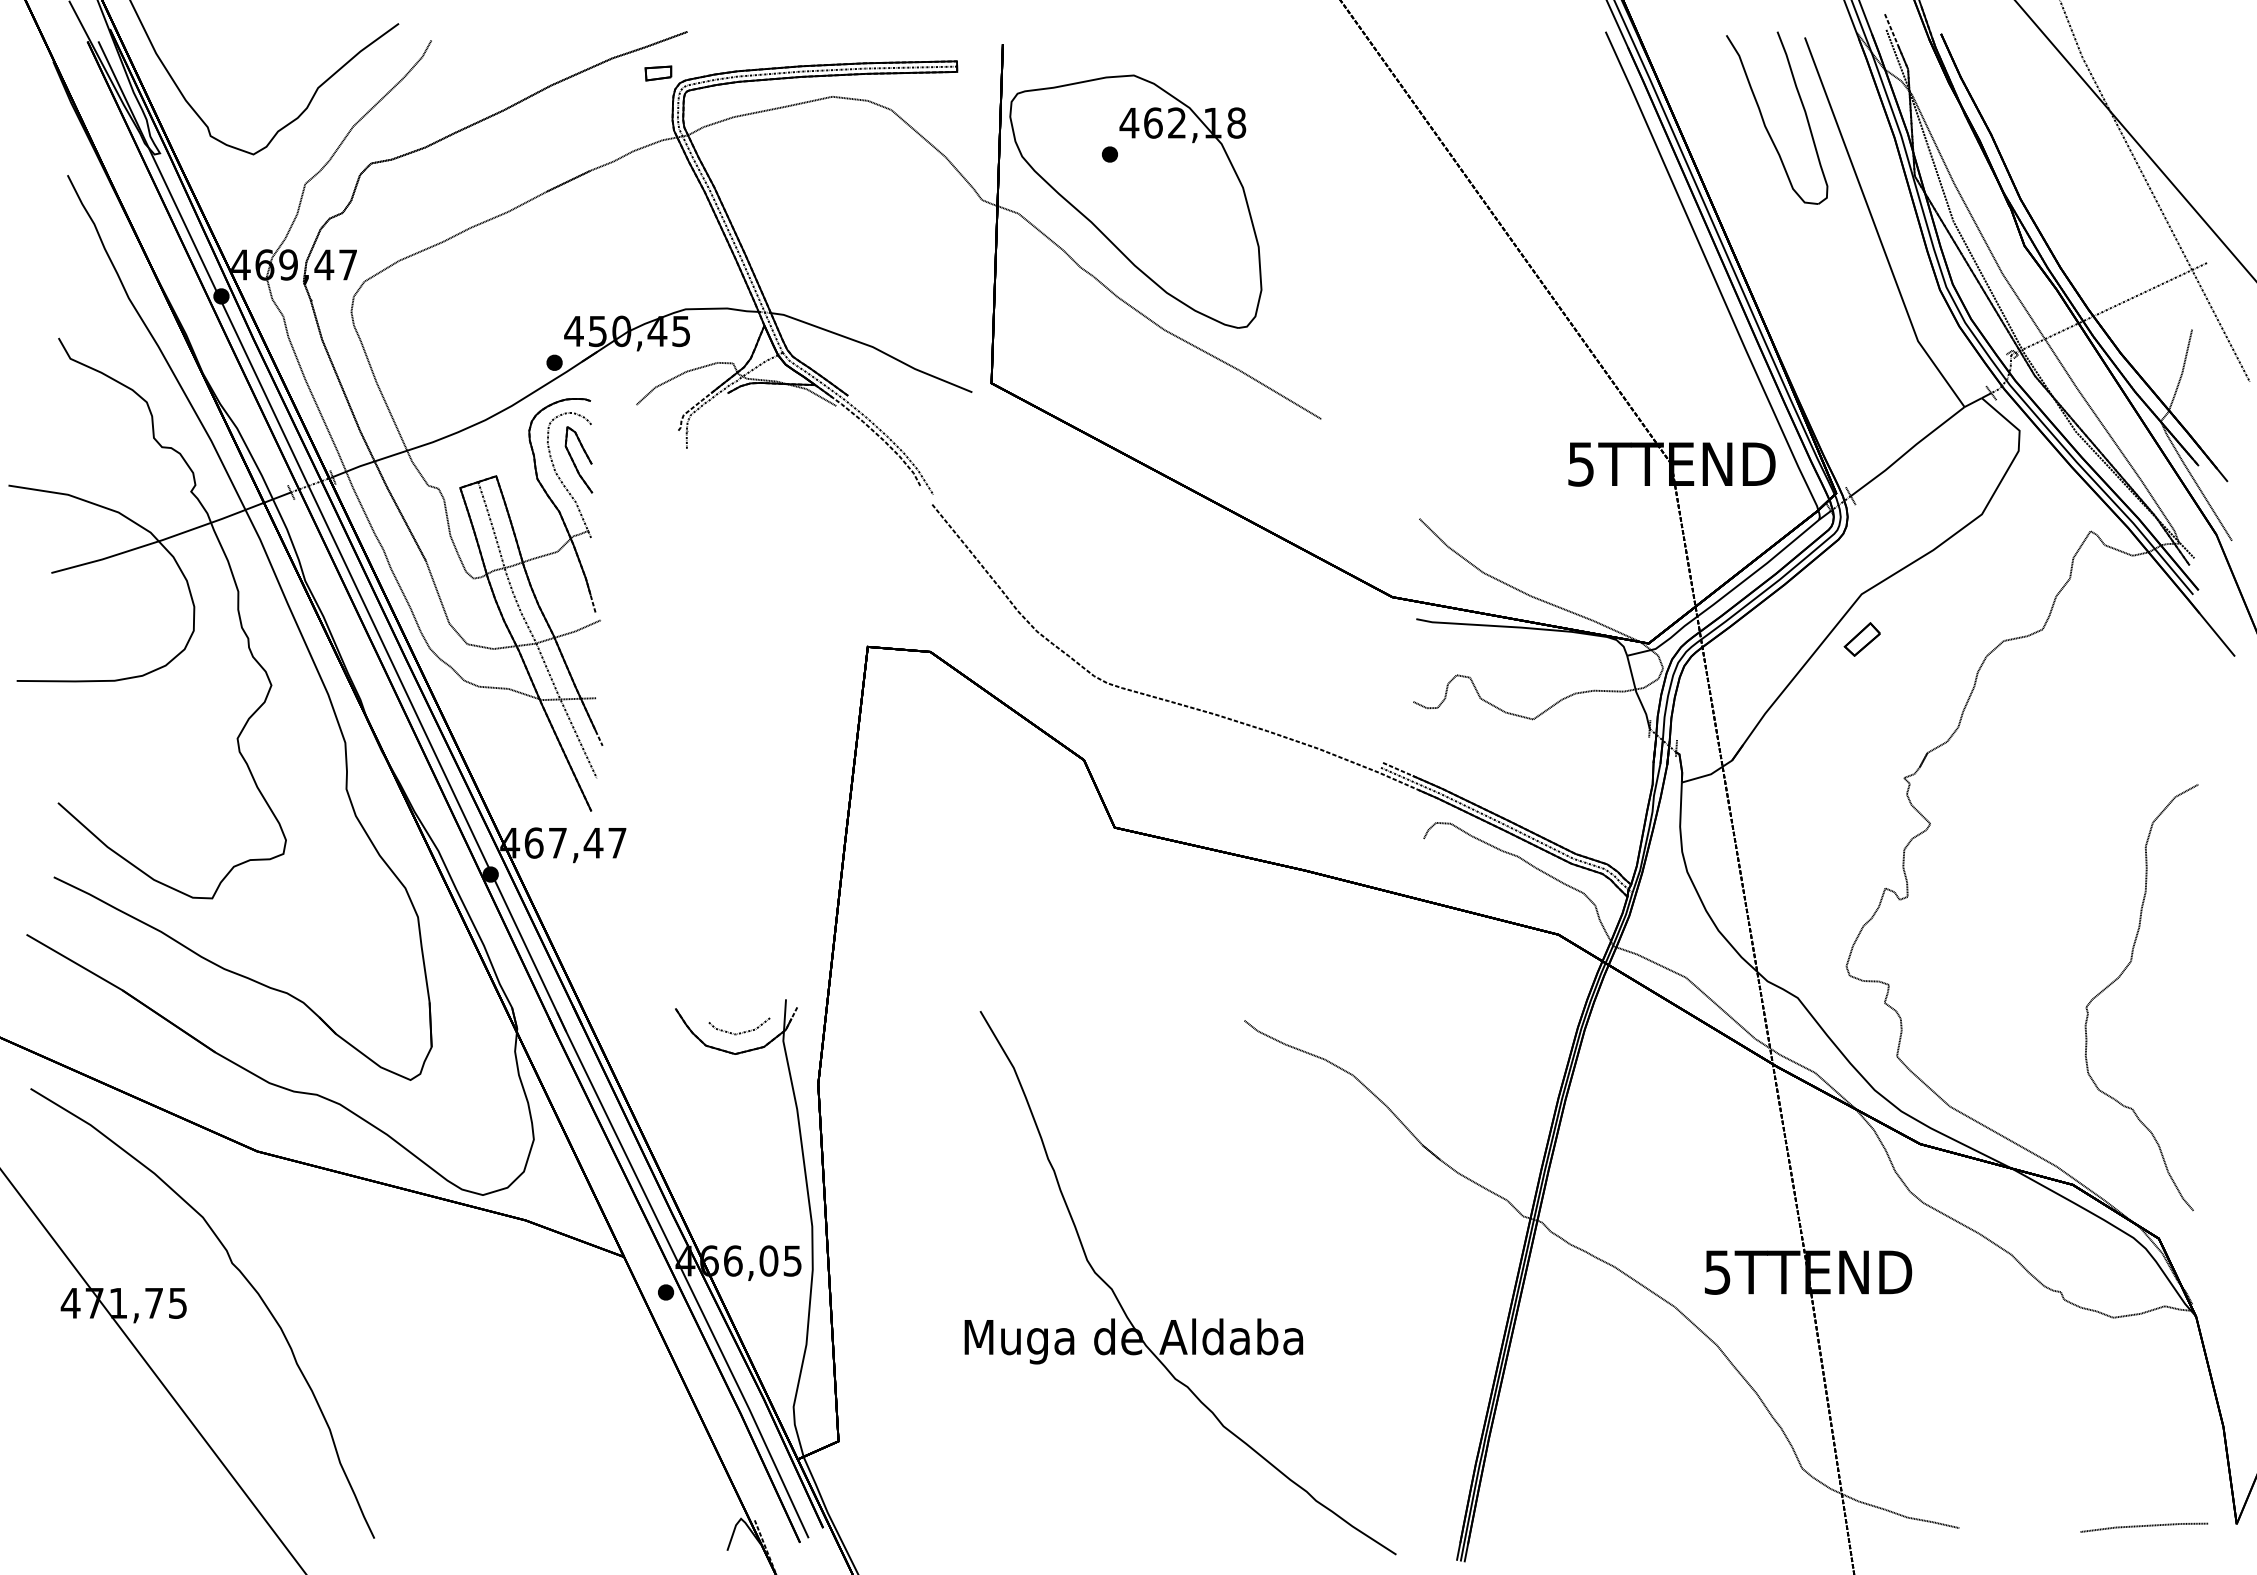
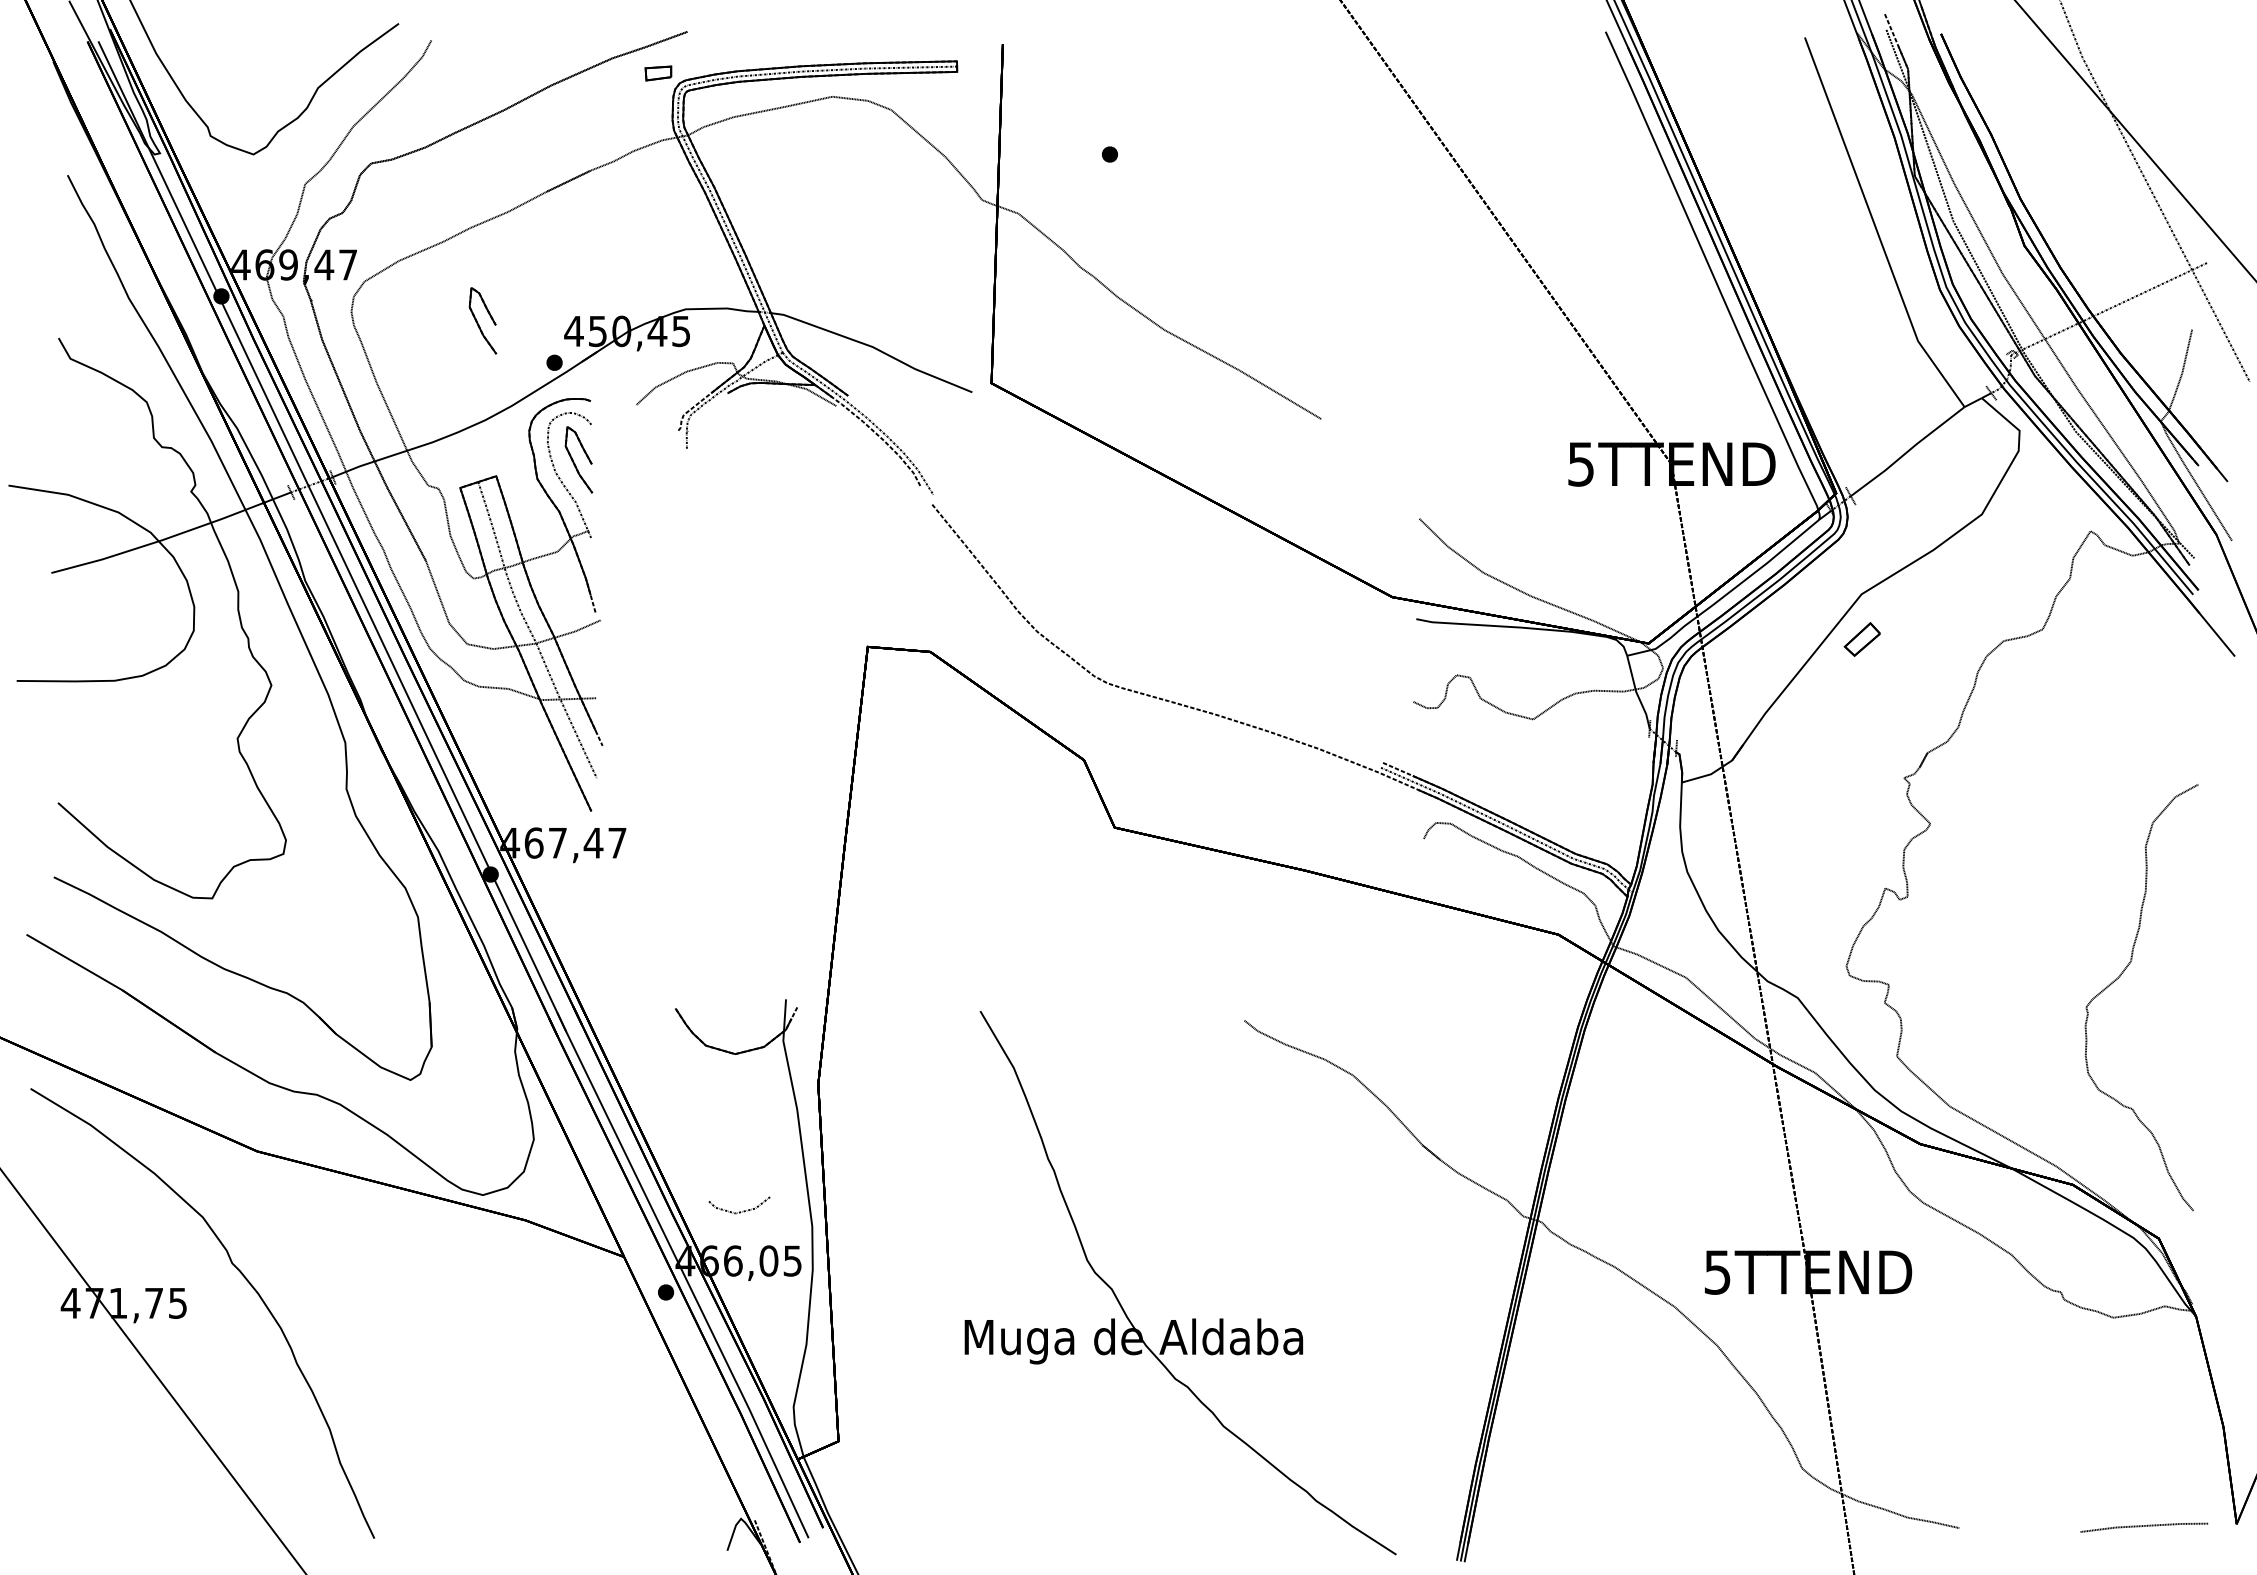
part: present -> none (1764, 120)
part: present -> none (1135, 201)
part: none -> present (482, 320)
curve position: (739, 1032) -> (739, 1211) (739, 1211)
